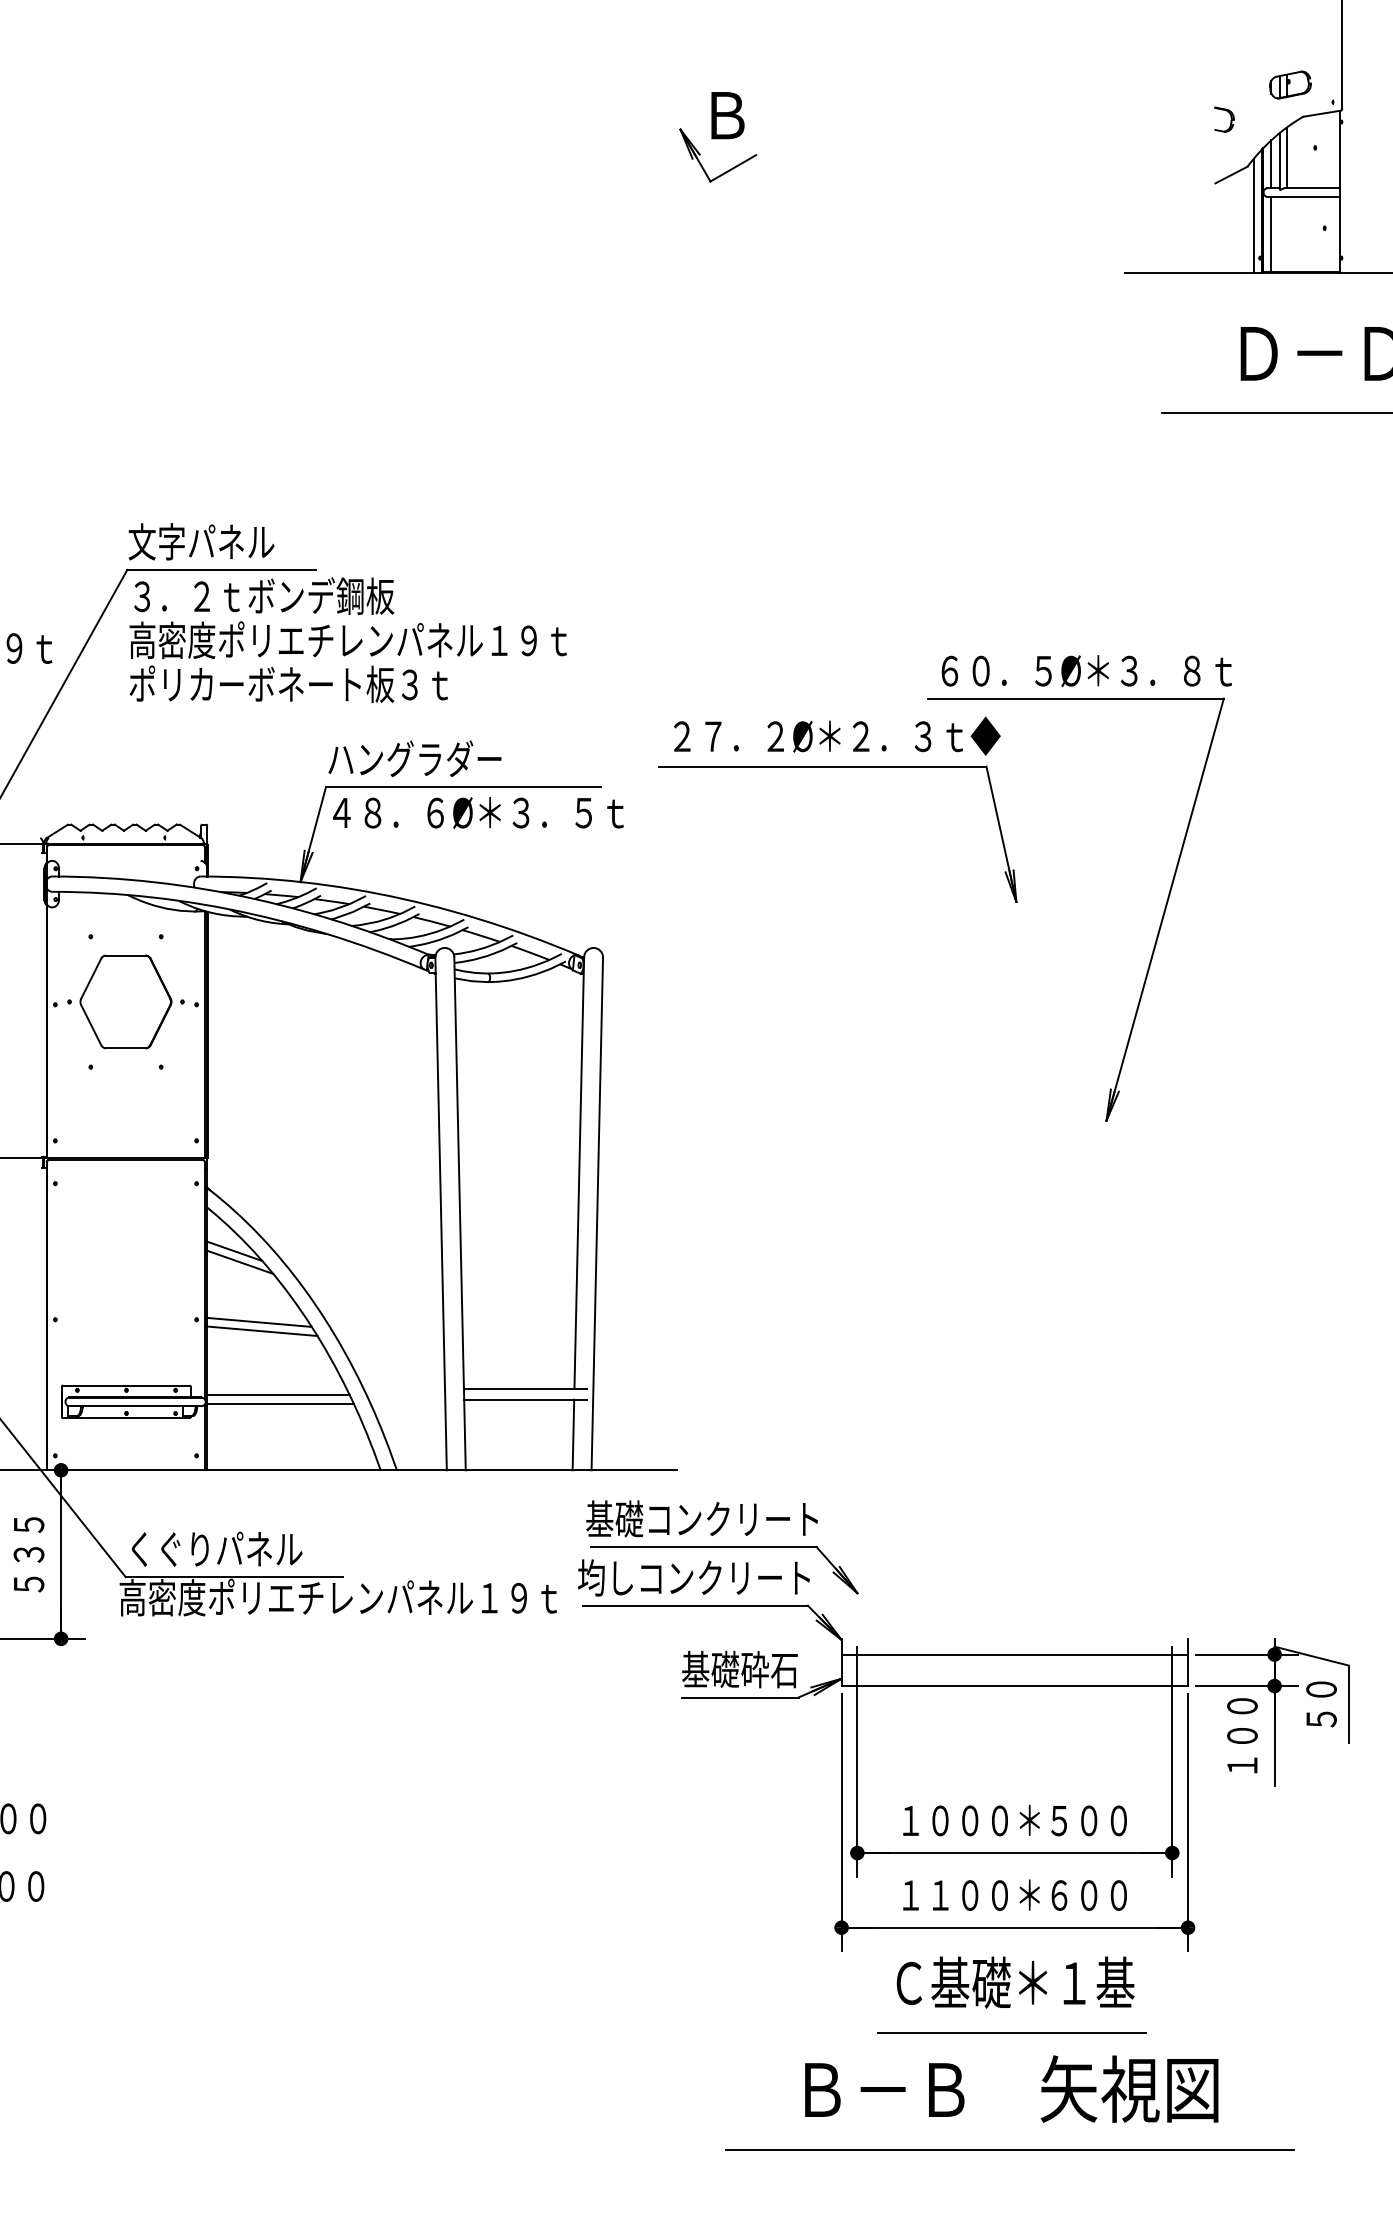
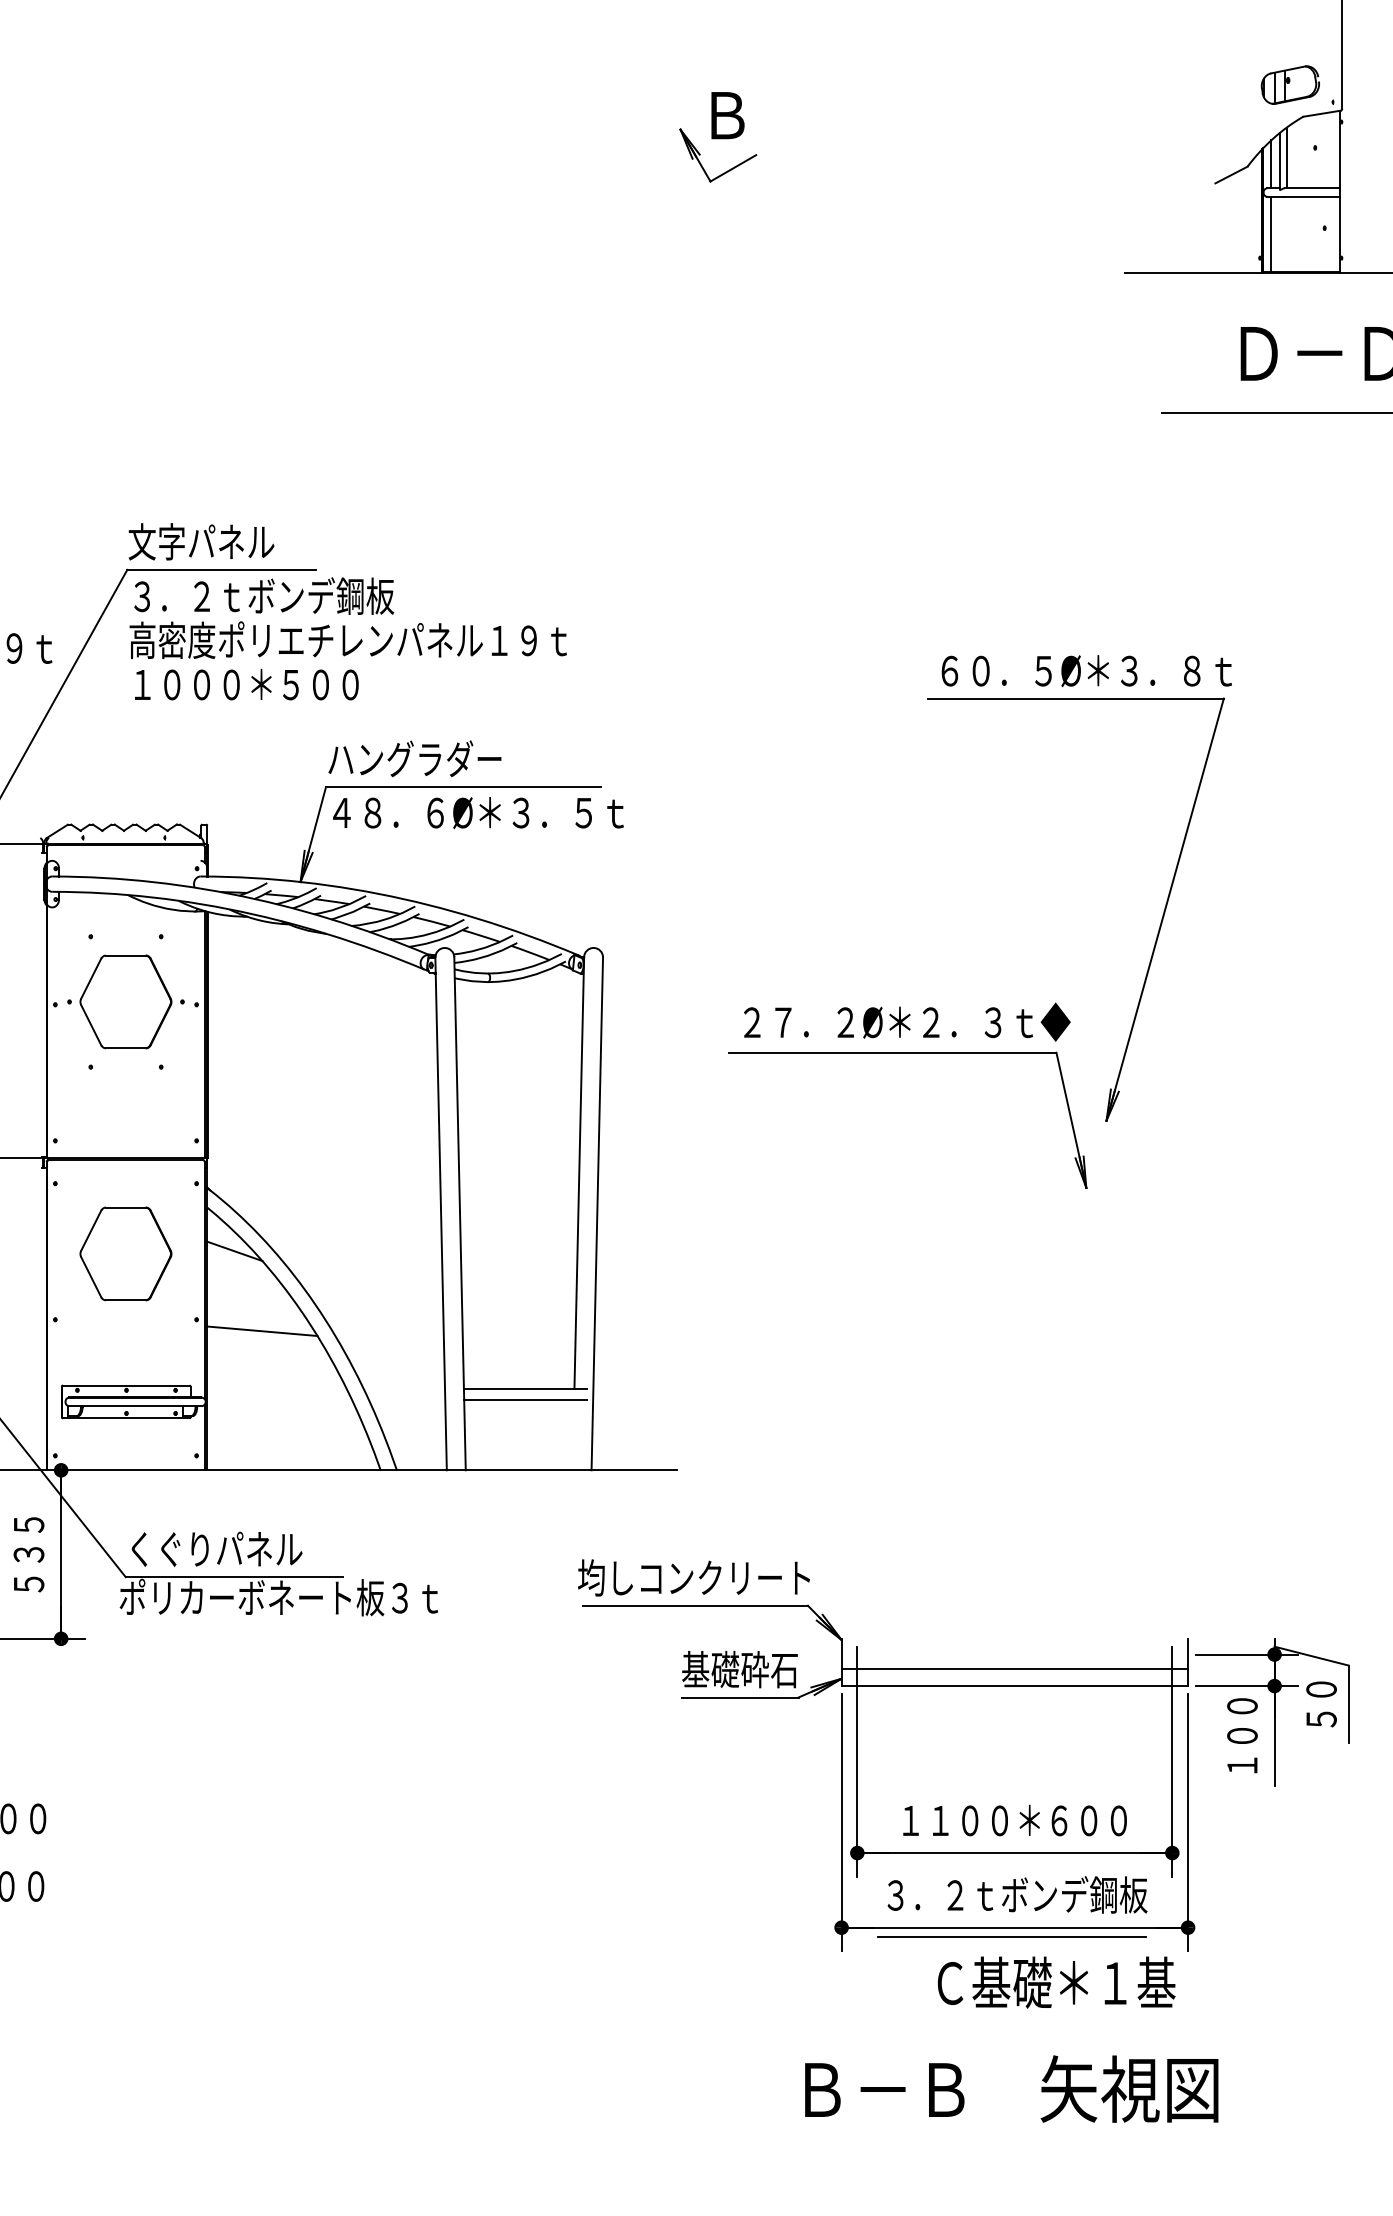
part size: 43x30 px -> 60x40 px (1289, 84)
part: present -> none (1230, 118)
line: present -> none (1253, 215)
text: ポリカーボネート板３ｔ -> １０００＊５００ (288, 684)
part position: (837, 767) -> (907, 1053) (907, 1053)
part: none -> present (125, 1253)
line: present -> none (240, 1261)
line: present -> none (259, 1321)
line: present -> none (278, 1395)
line: present -> none (280, 1403)
line: present -> none (573, 1434)
part: present -> none (722, 1547)
text: 高密度ポリエチレンパネル１９ｔ -> ポリカーボネート板３ｔ (337, 1597)
line position: (1014, 1654) -> (1014, 1668) (1014, 1668)
text: １０００＊５００ -> １１００＊６００ (999, 1820)
text: １１００＊６００ -> ３．２ｔボンデ鋼板 (1017, 1894)
text position: (1015, 1982) -> (1056, 1982) (1056, 1982)
line position: (1011, 2032) -> (1011, 1936) (1011, 1936)
line: present -> none (1009, 2149)
